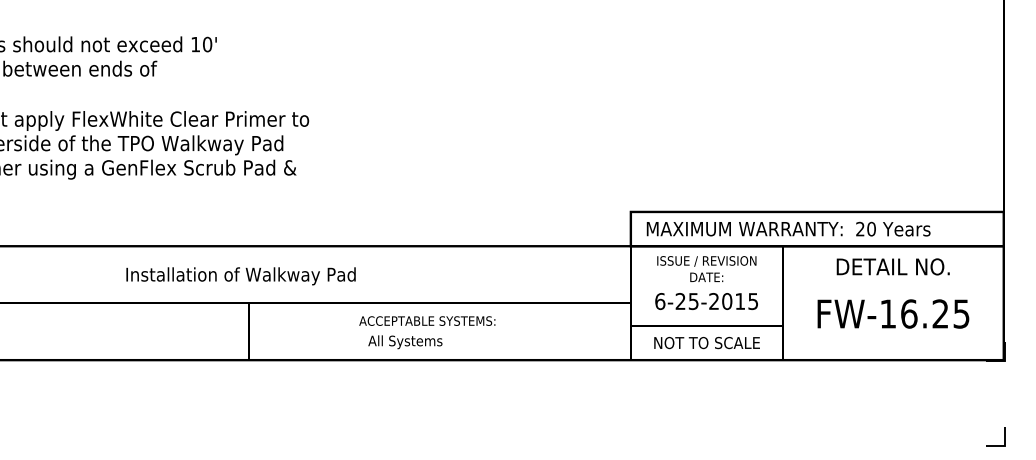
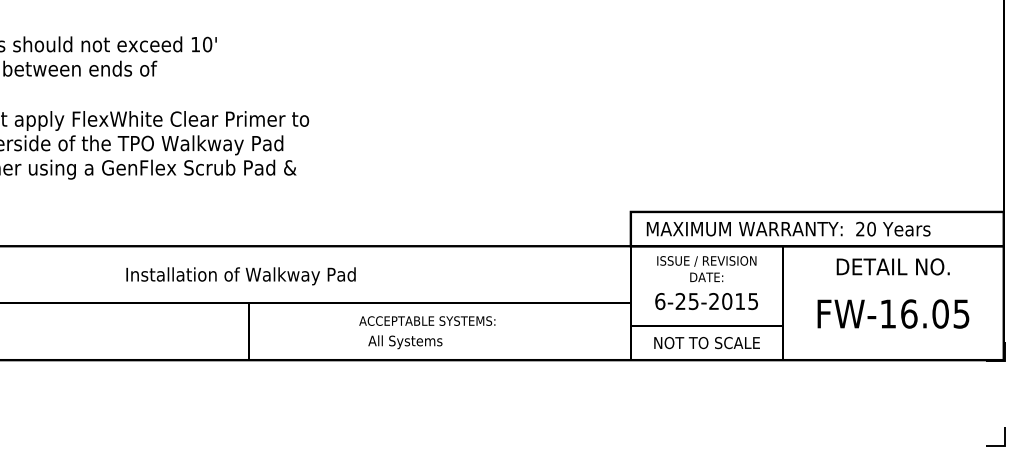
text: FW-16.25 -> FW-16.05 (940, 313)
